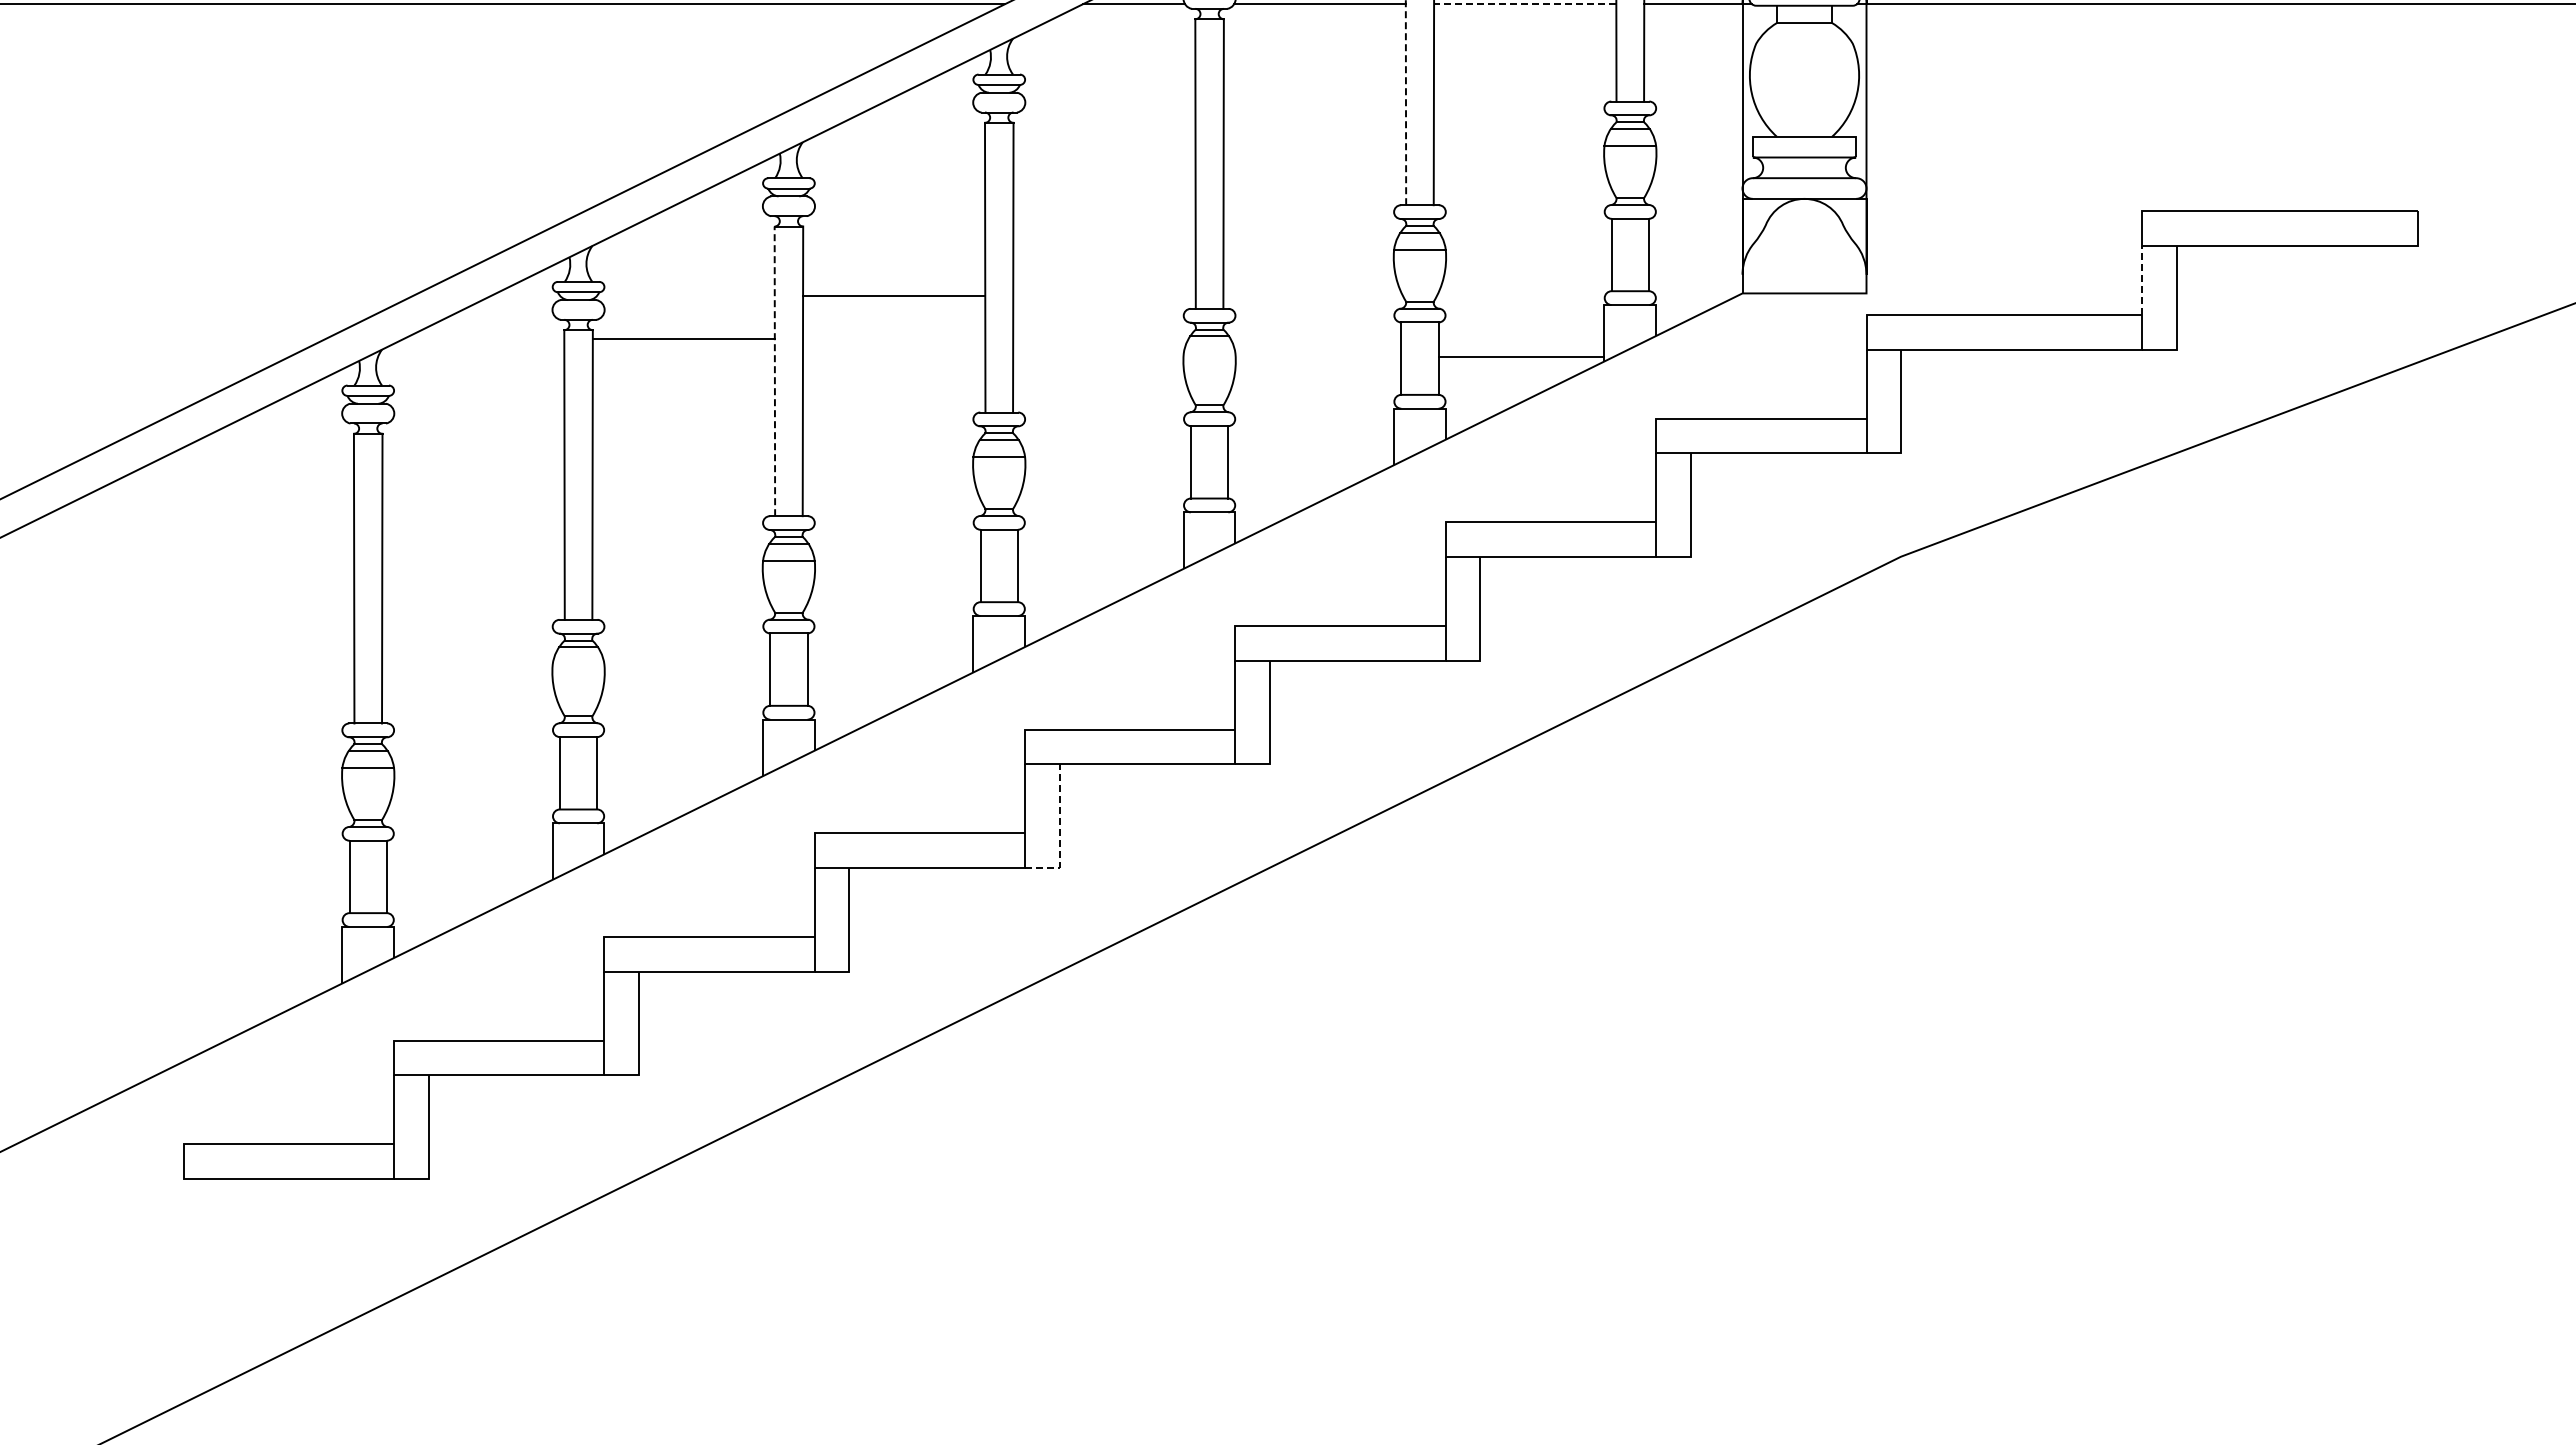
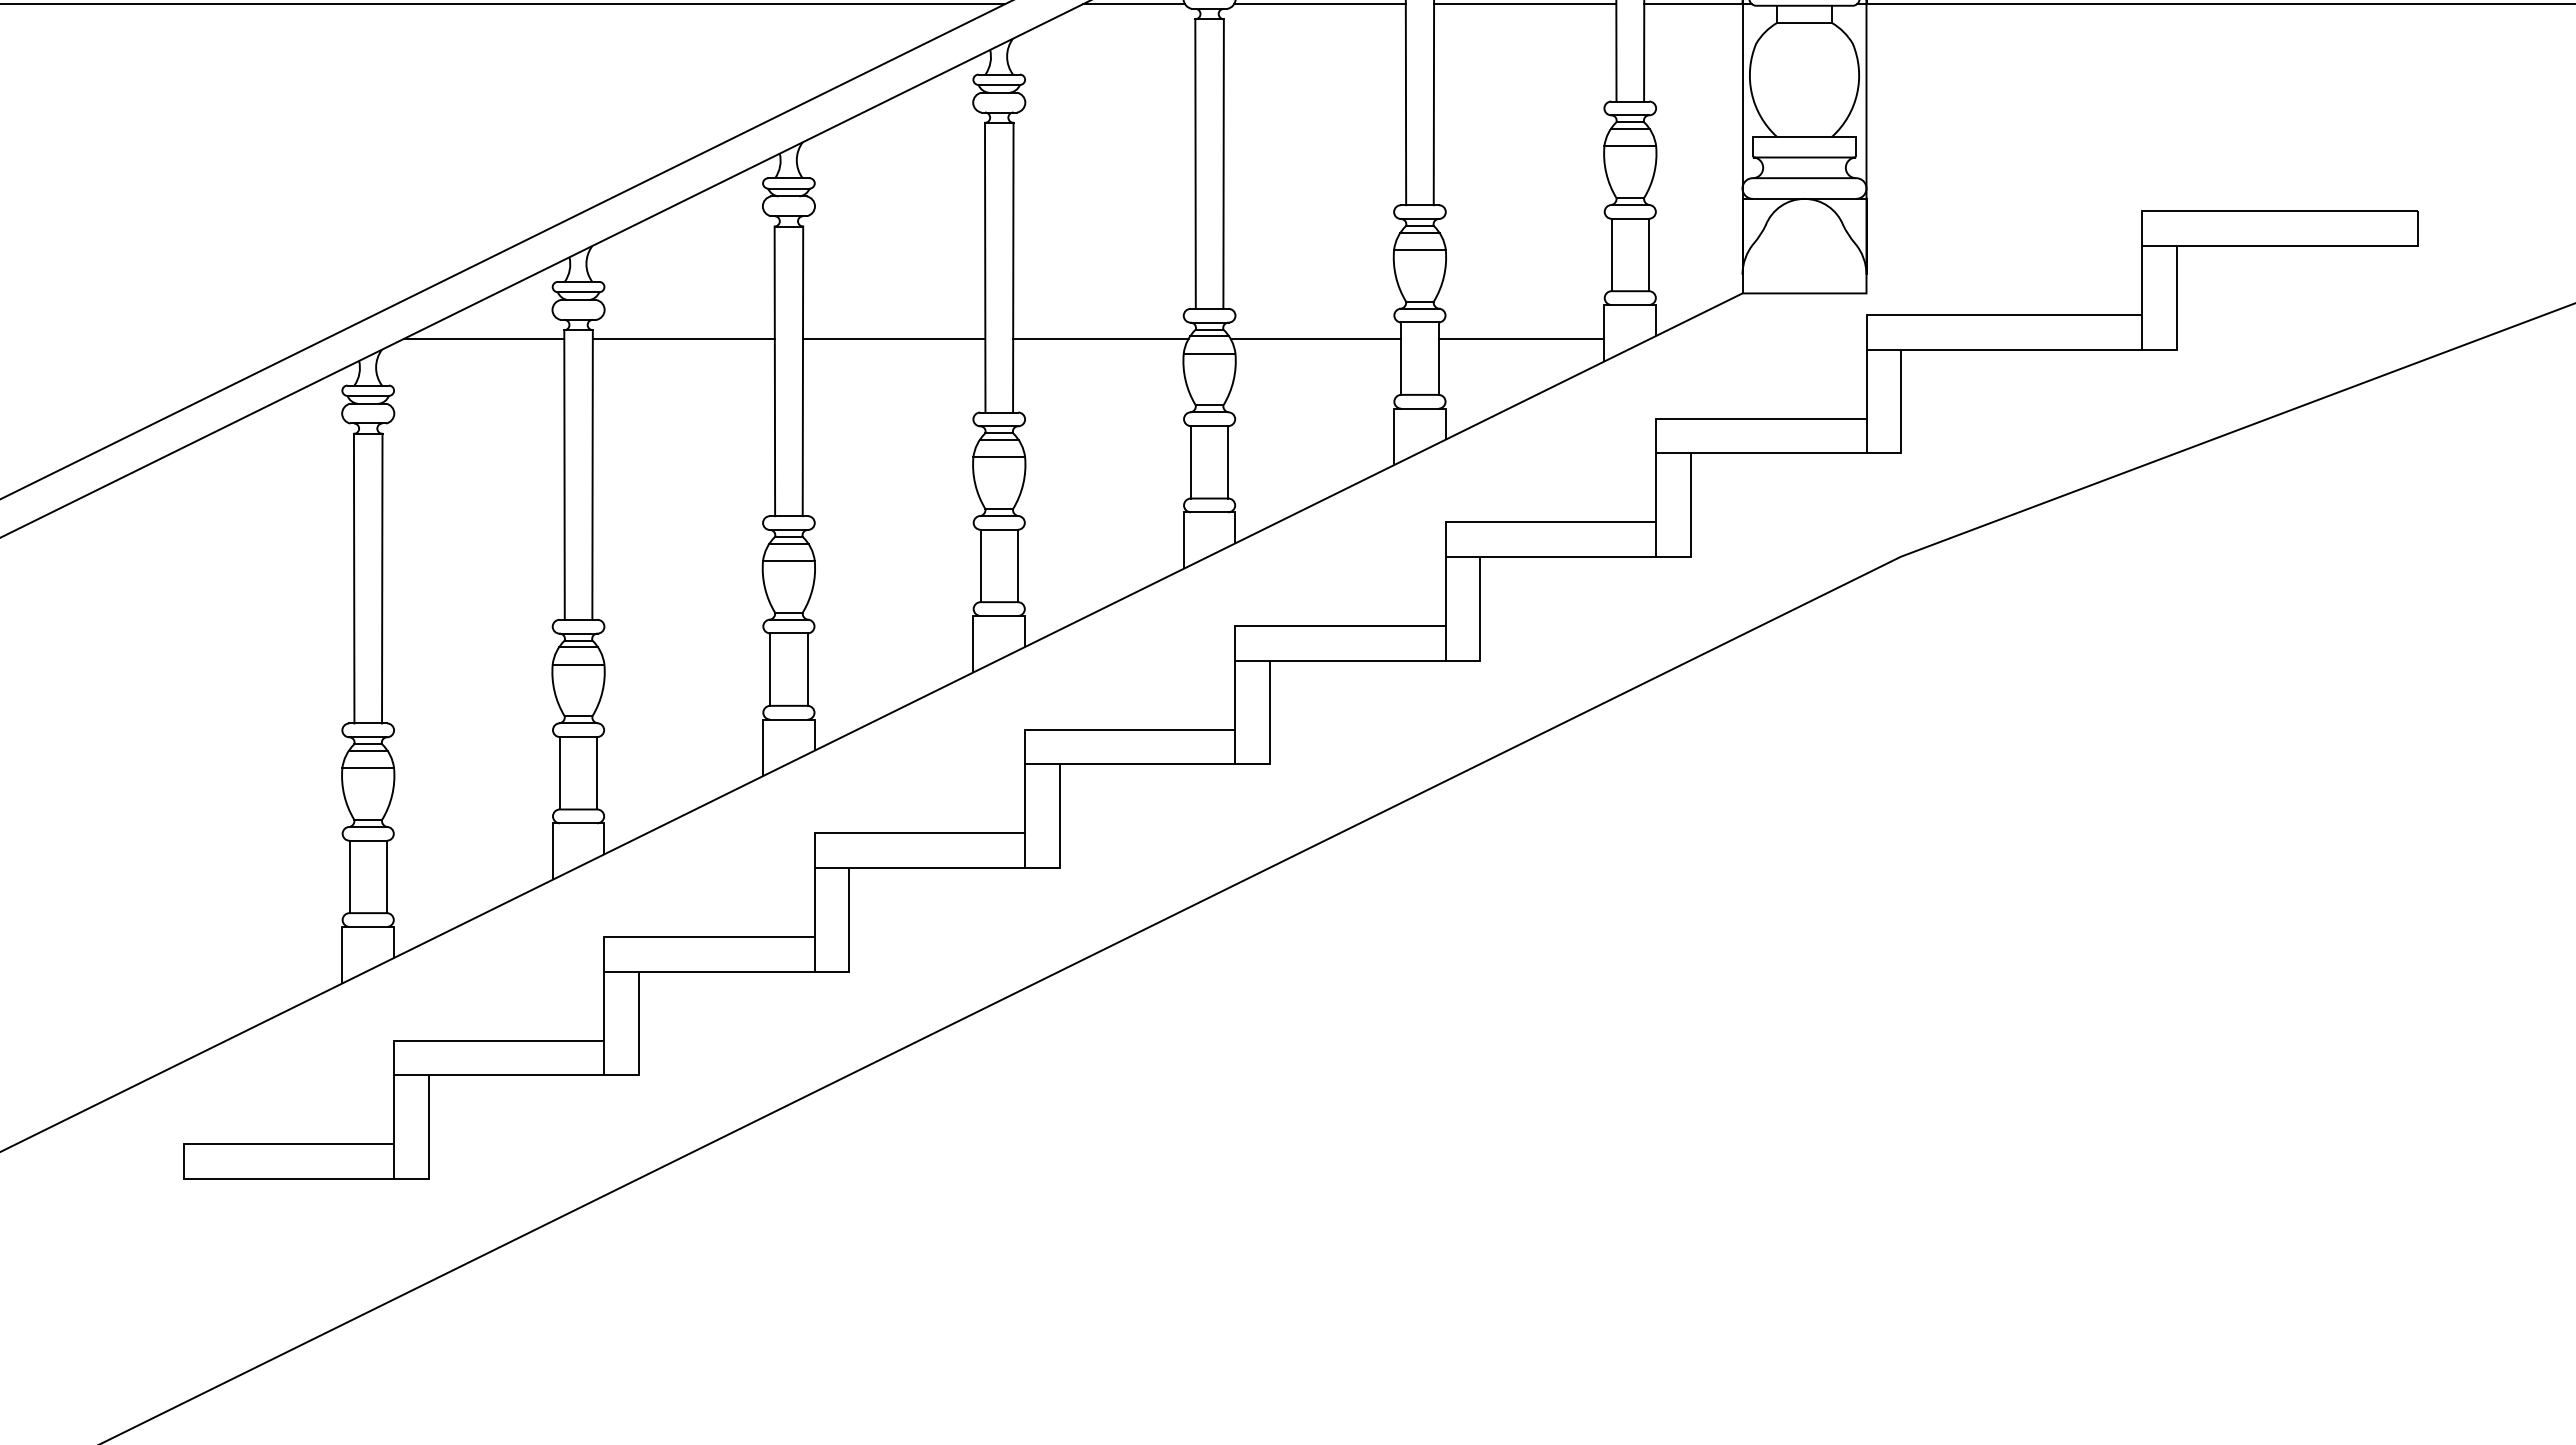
line: dashed -> solid (1524, 4)
line: dashed -> solid (1405, 102)
line: dashed -> solid (2142, 280)
line position: (893, 295) -> (893, 338) (893, 338)
line: none -> present (484, 338)
line: none -> present (1100, 338)
line: none -> present (1315, 338)
line: none -> present (1209, 353)
line position: (1521, 356) -> (1521, 338) (1521, 338)
line: dashed -> solid (774, 371)
line: none -> present (578, 664)
line: dashed -> solid (1059, 834)
